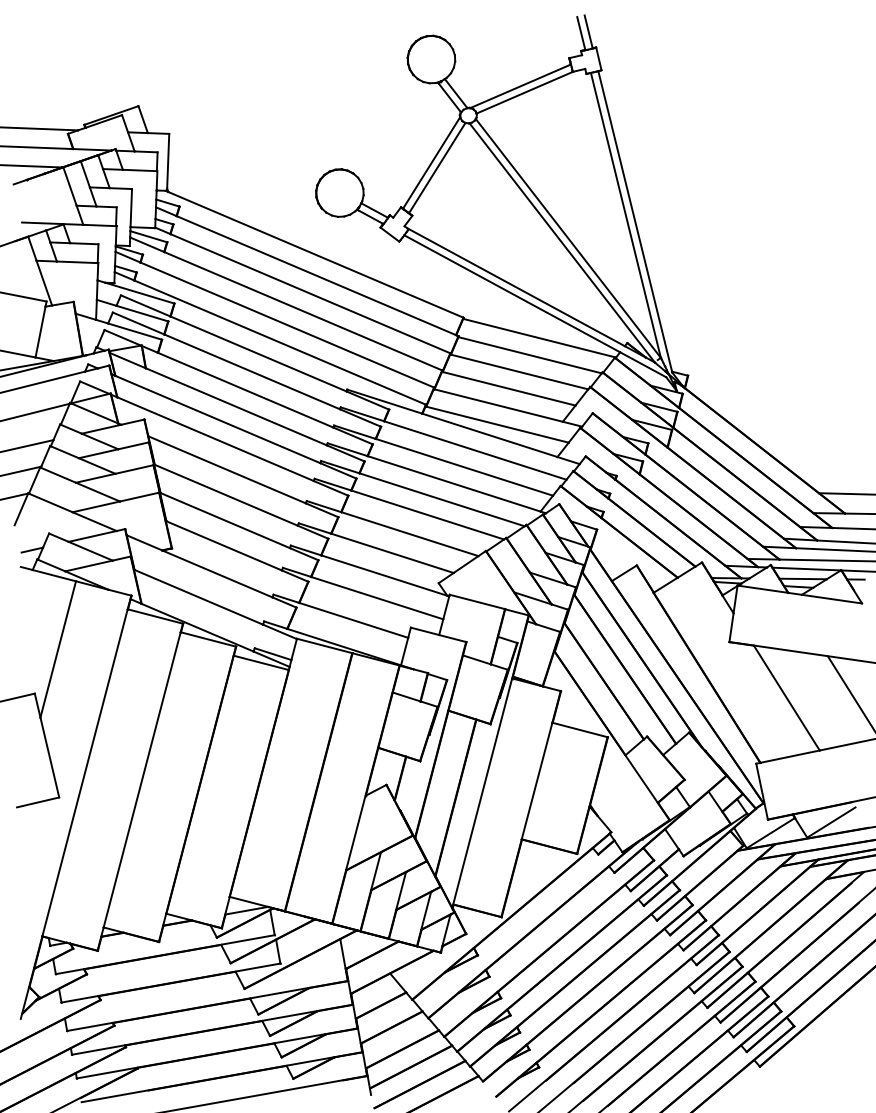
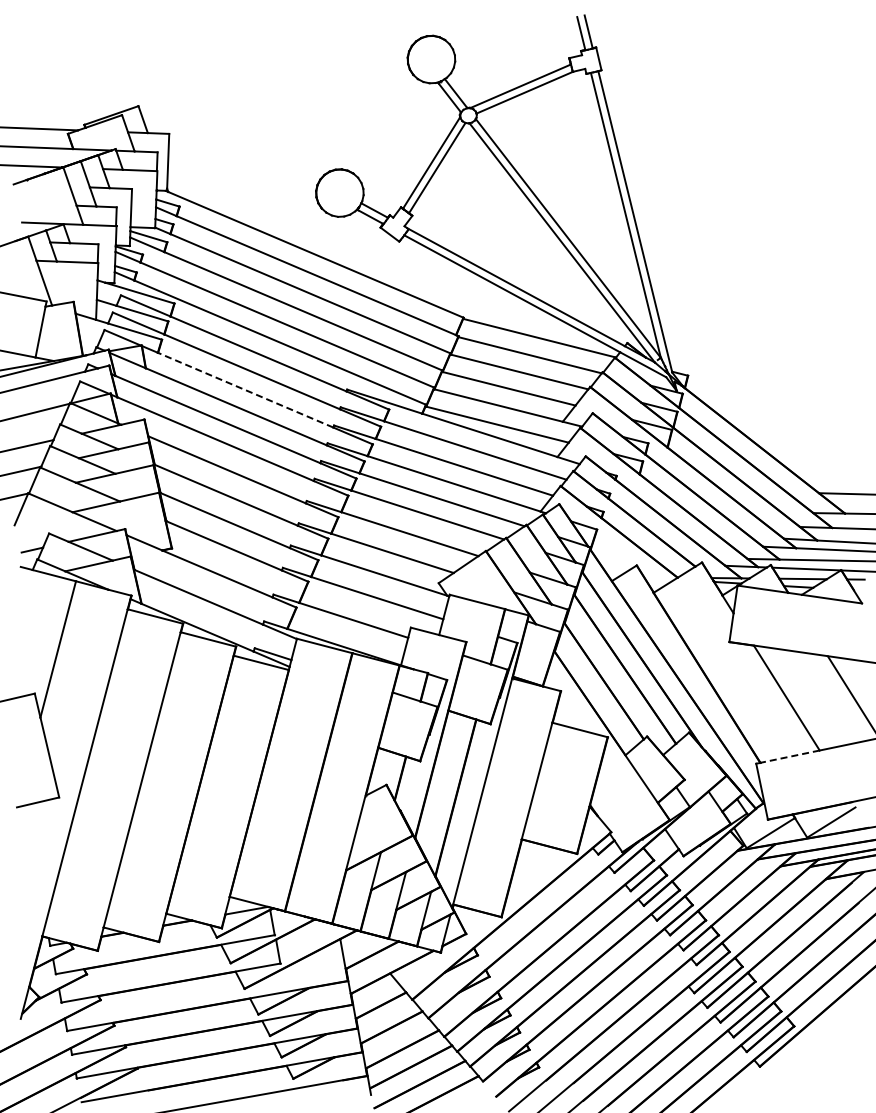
line: solid -> dashed (245, 390)
line: solid -> dashed (789, 756)
